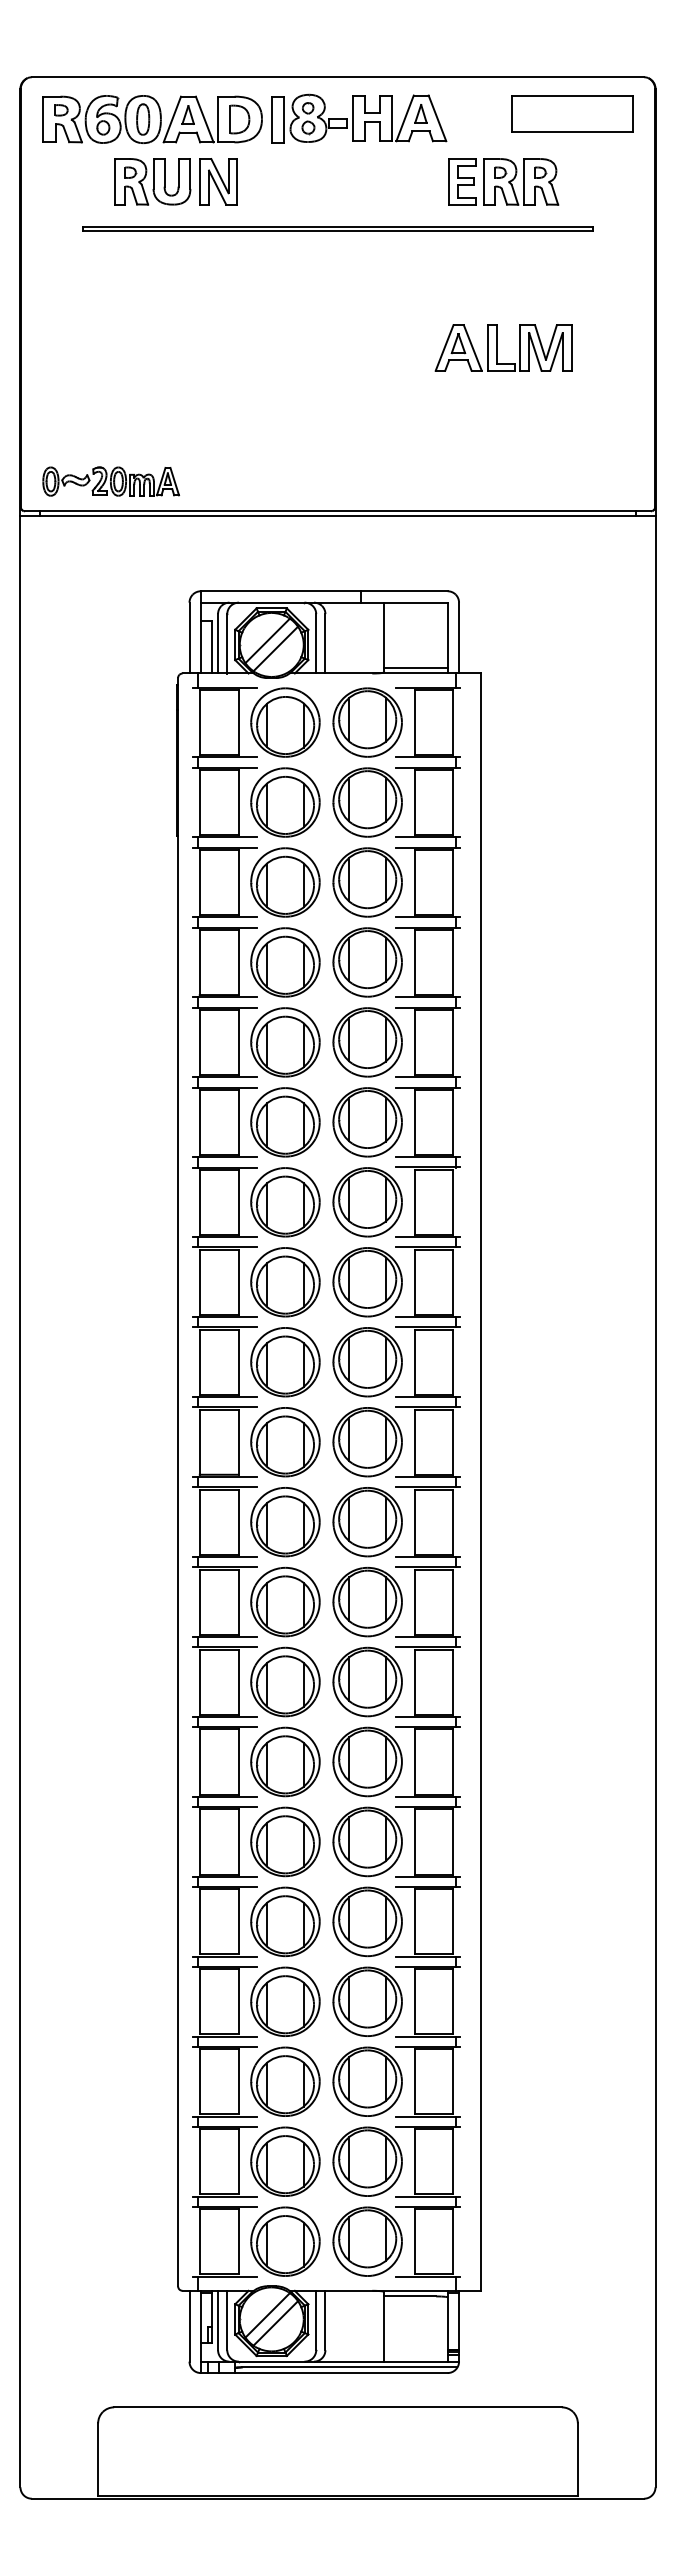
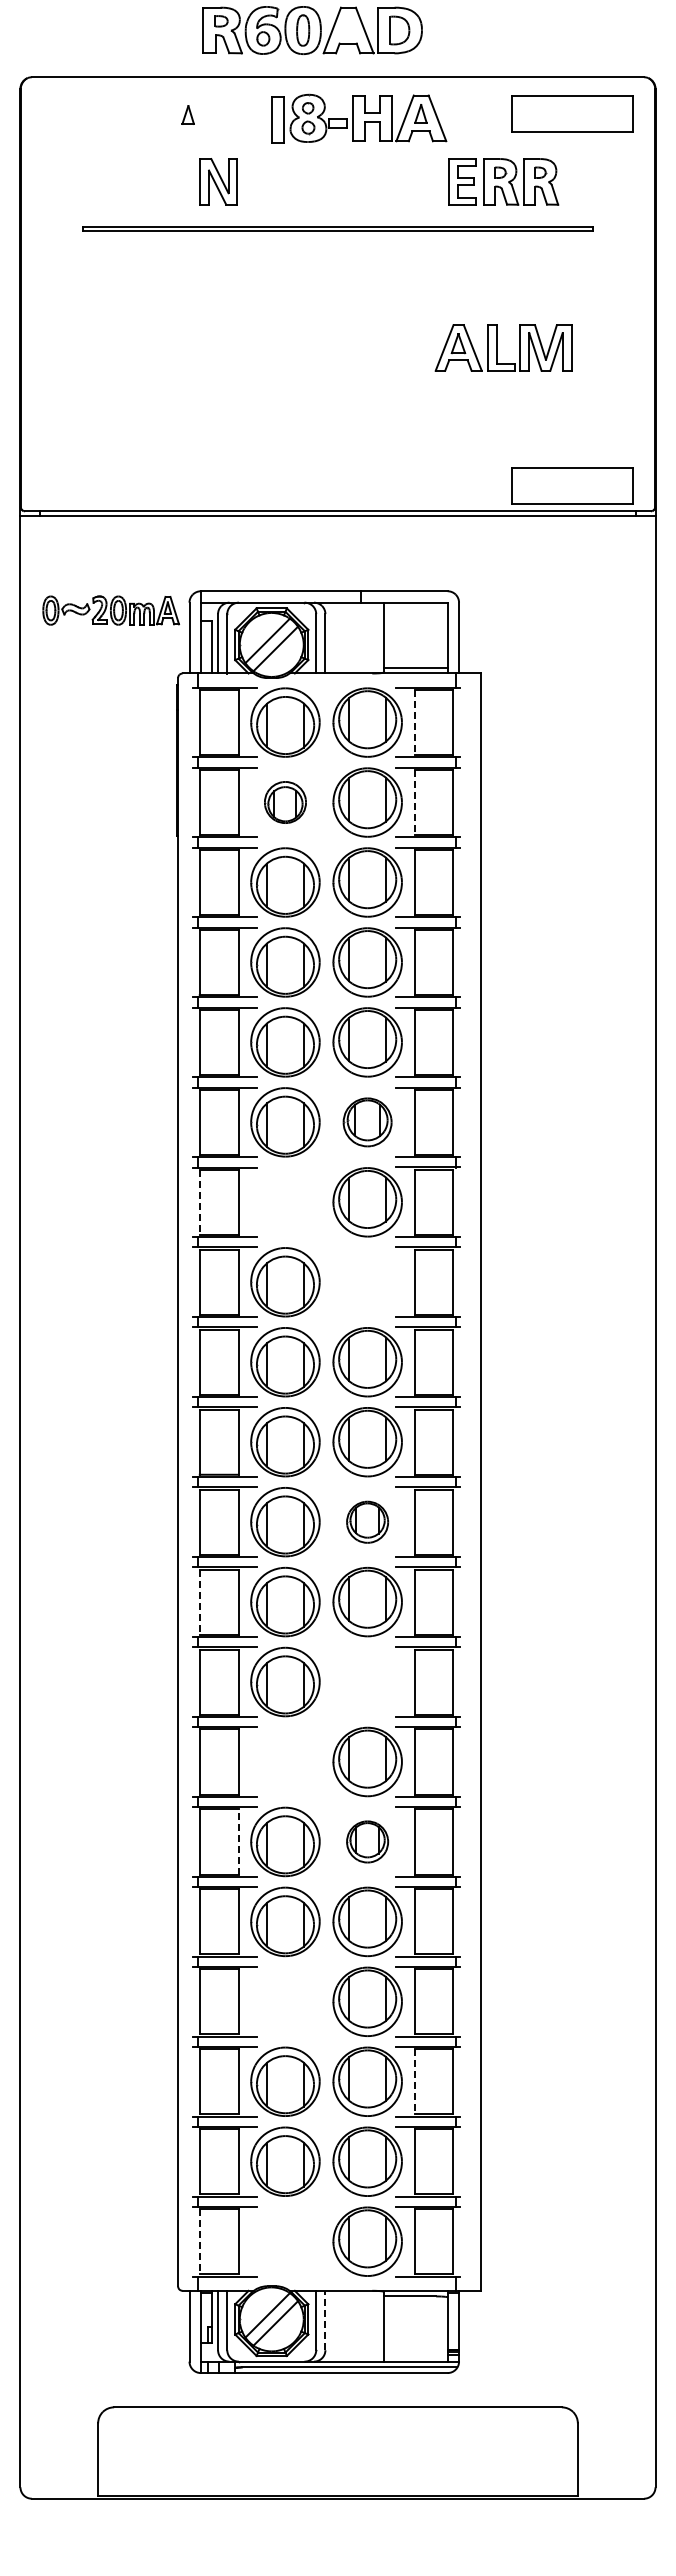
part position: (152, 119) -> (312, 30) (312, 30)
part: present -> none (152, 181)
part position: (110, 481) -> (110, 610) (110, 610)
part: none -> present (572, 485)
line: solid -> dashed (414, 722)
part size: 71x71 px -> 43x43 px (285, 802)
line: solid -> dashed (414, 802)
part size: 71x71 px -> 51x51 px (367, 1122)
line: solid -> dashed (199, 1202)
part: present -> none (285, 1202)
part: present -> none (367, 1282)
part size: 71x71 px -> 44x44 px (367, 1521)
line: solid -> dashed (199, 1602)
part: present -> none (367, 1681)
part: present -> none (285, 1761)
line: solid -> dashed (238, 1841)
part size: 71x72 px -> 44x44 px (367, 1841)
part: present -> none (285, 2001)
line: solid -> dashed (414, 2081)
line: solid -> dashed (199, 2241)
part: present -> none (285, 2241)
line: solid -> dashed (325, 2320)
